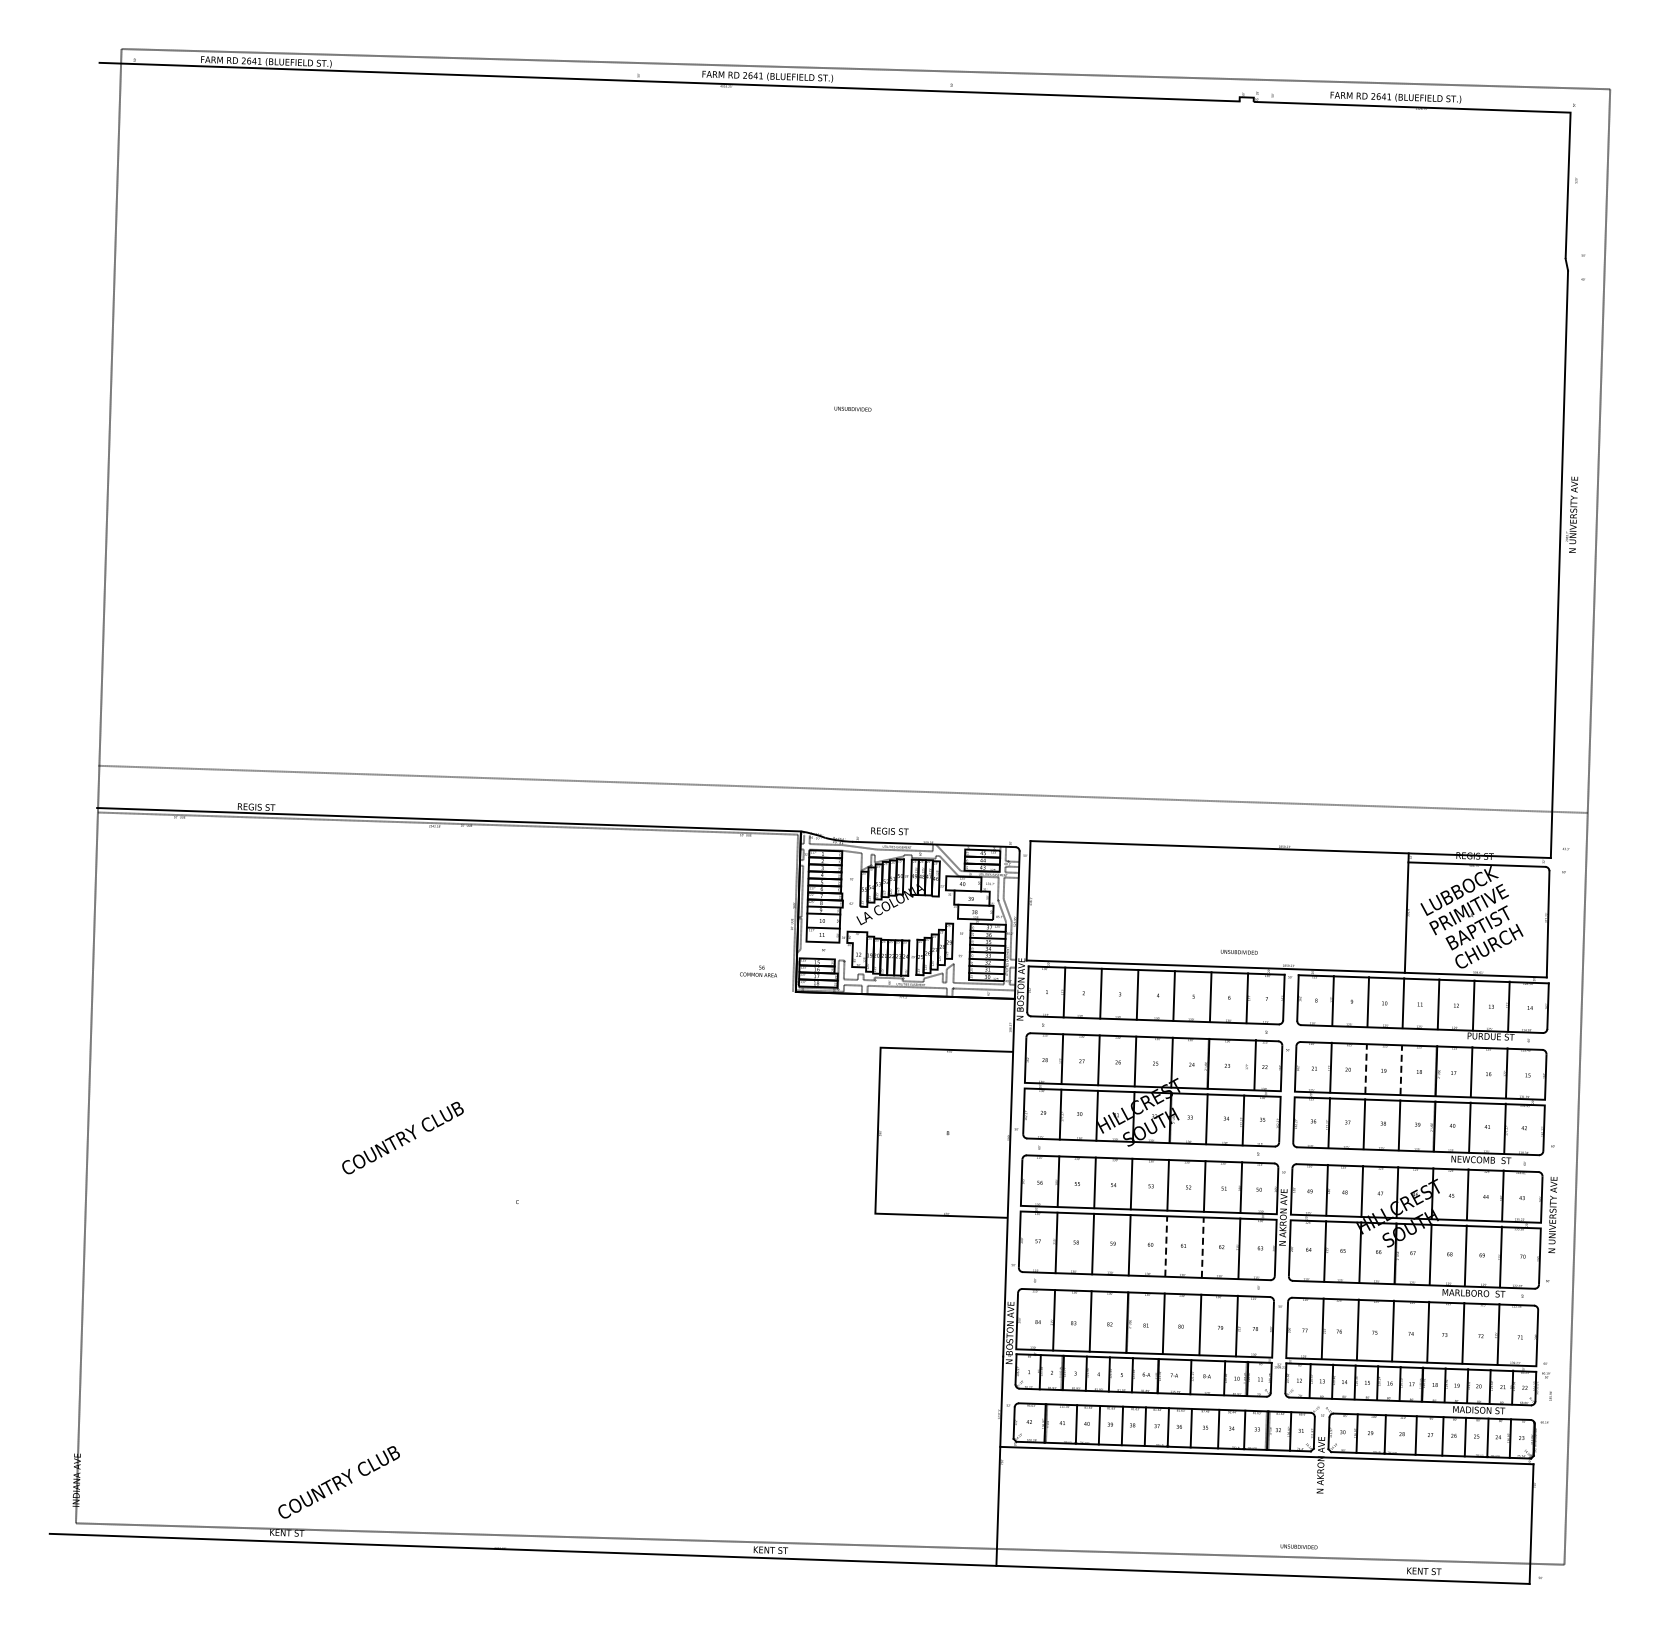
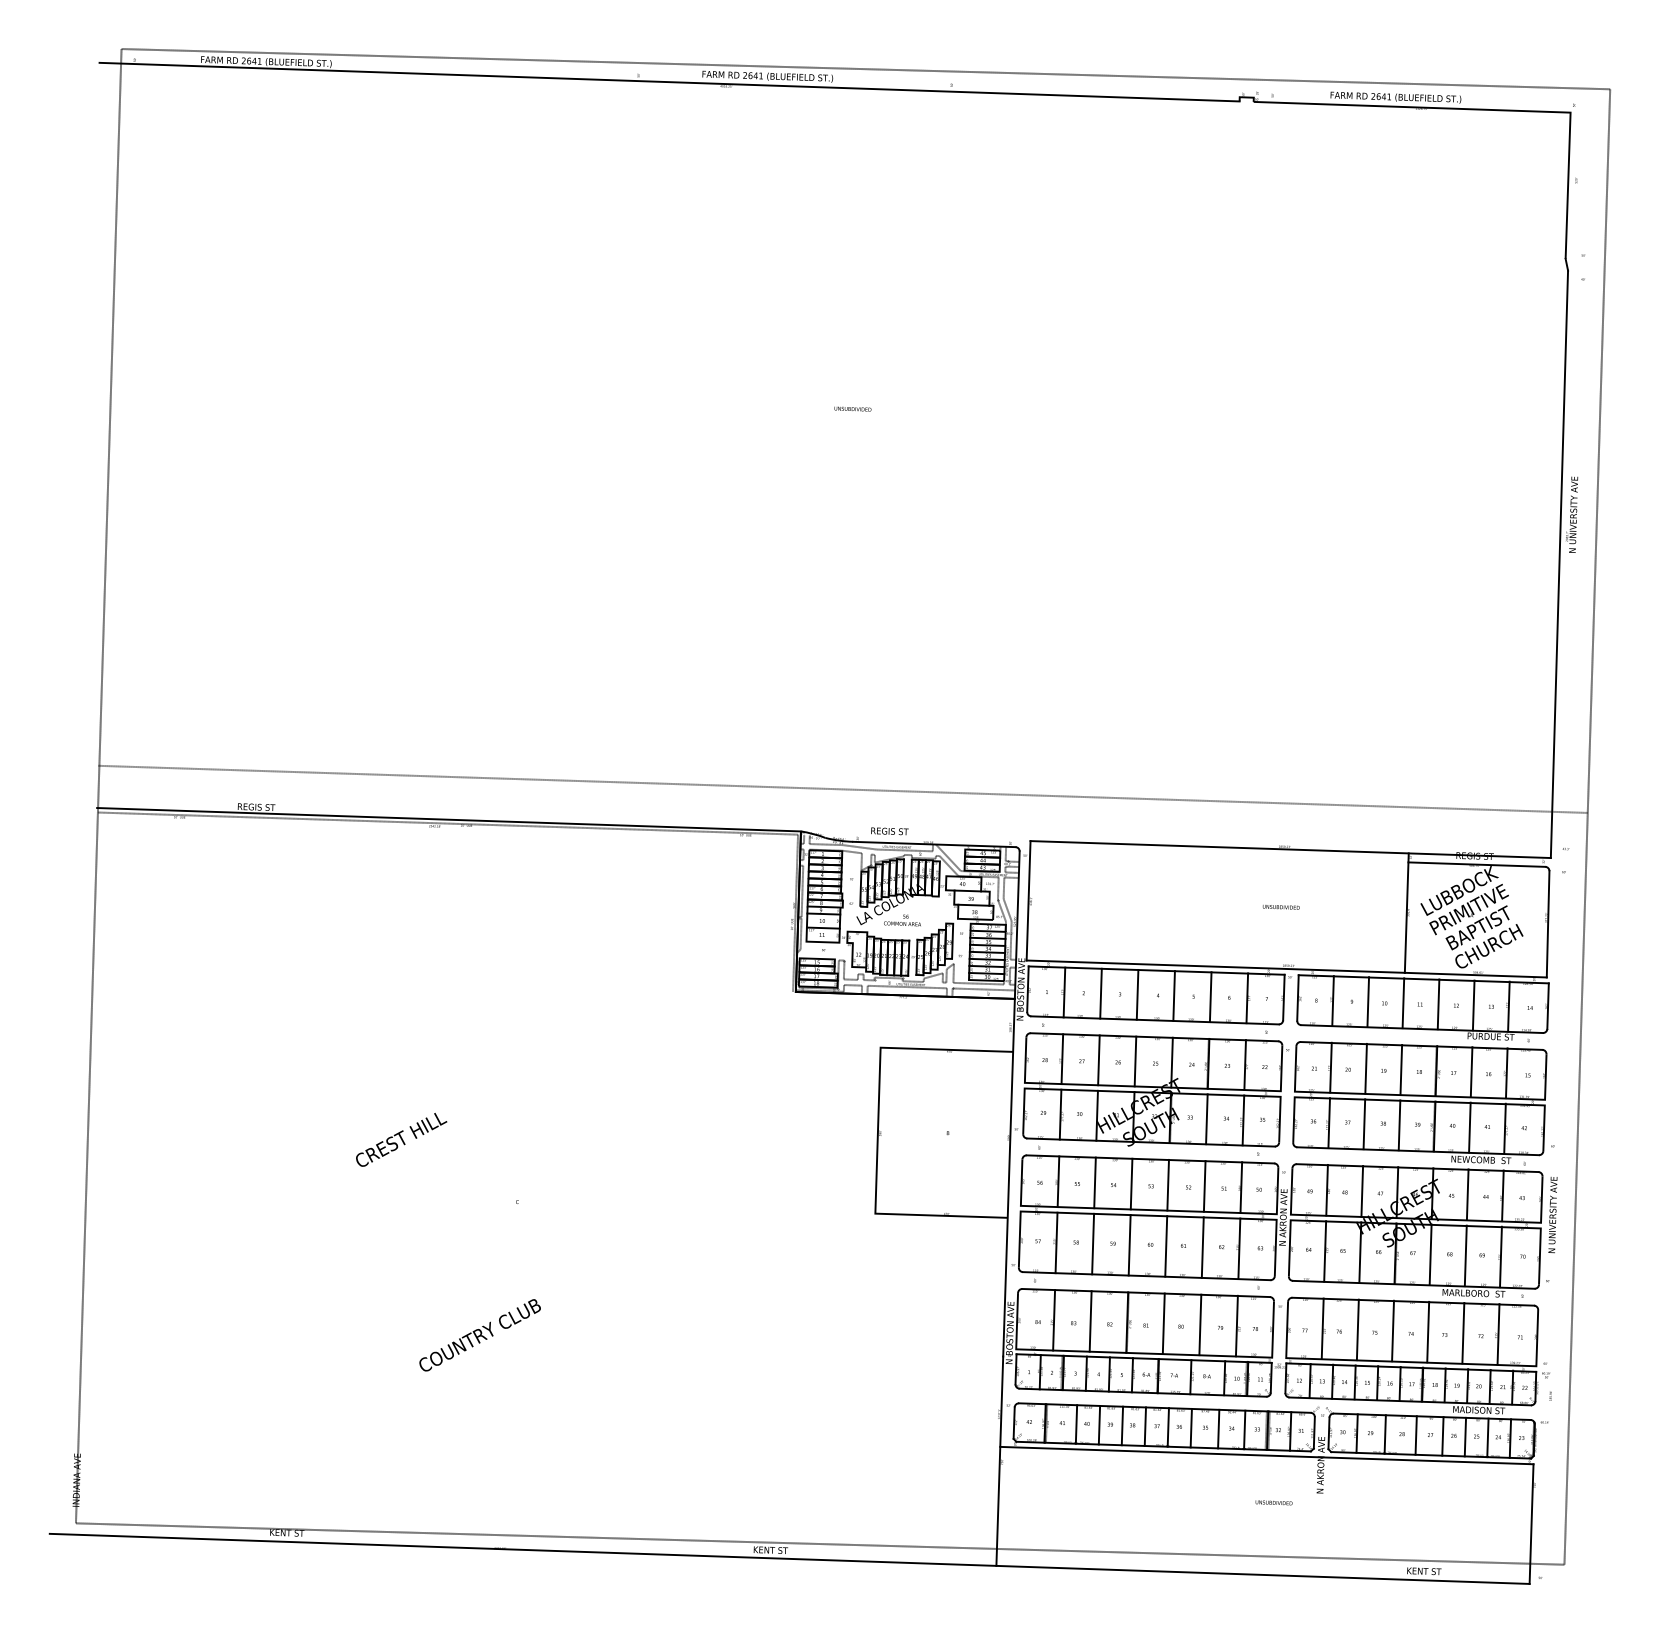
text position: (1238, 952) -> (1280, 907) (1280, 907)
text position: (758, 971) -> (902, 920) (902, 920)
line position: (1254, 1064) -> (1244, 1064) (1244, 1064)
line: dashed -> solid (1366, 1068)
line: dashed -> solid (1401, 1069)
text: COUNTRY CLUB -> CREST HILL (402, 1137)
line: dashed -> solid (1166, 1245)
line: dashed -> solid (1202, 1247)
text position: (338, 1482) -> (479, 1335) (479, 1335)
text position: (1298, 1546) -> (1273, 1502) (1273, 1502)
